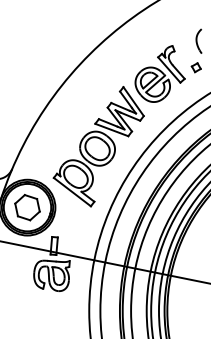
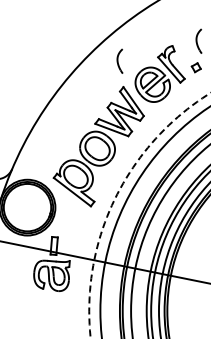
part: none -> present (119, 60)
part: present -> none (27, 207)
circle: solid -> dashed (149, 215)
